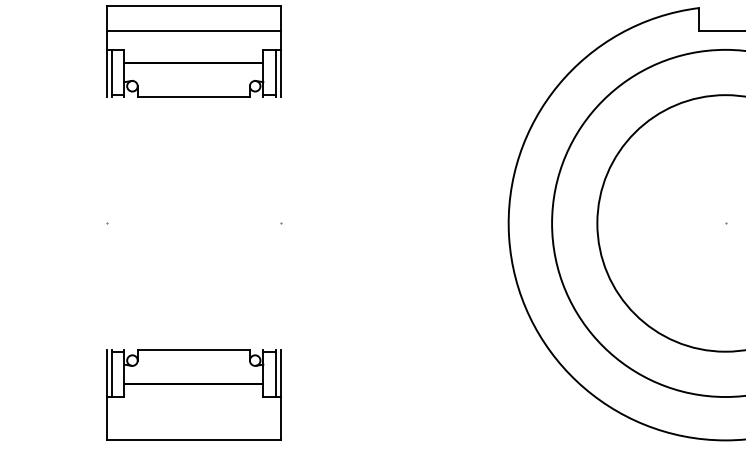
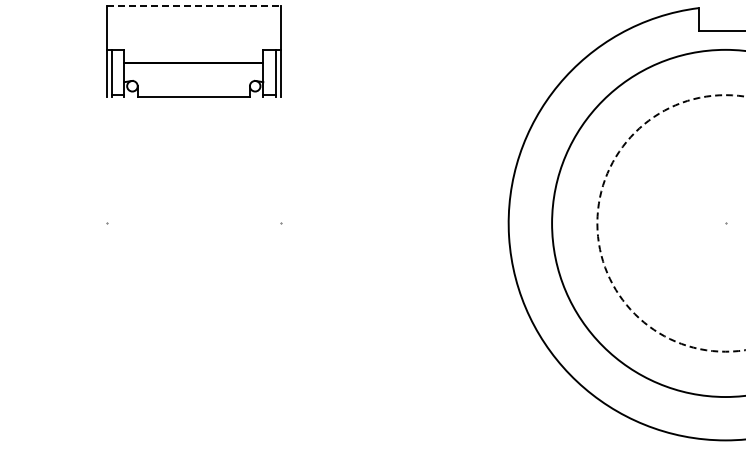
line: solid -> dashed (193, 6)
line: present -> none (193, 30)
circle: solid -> dashed (671, 223)
part: present -> none (193, 394)
